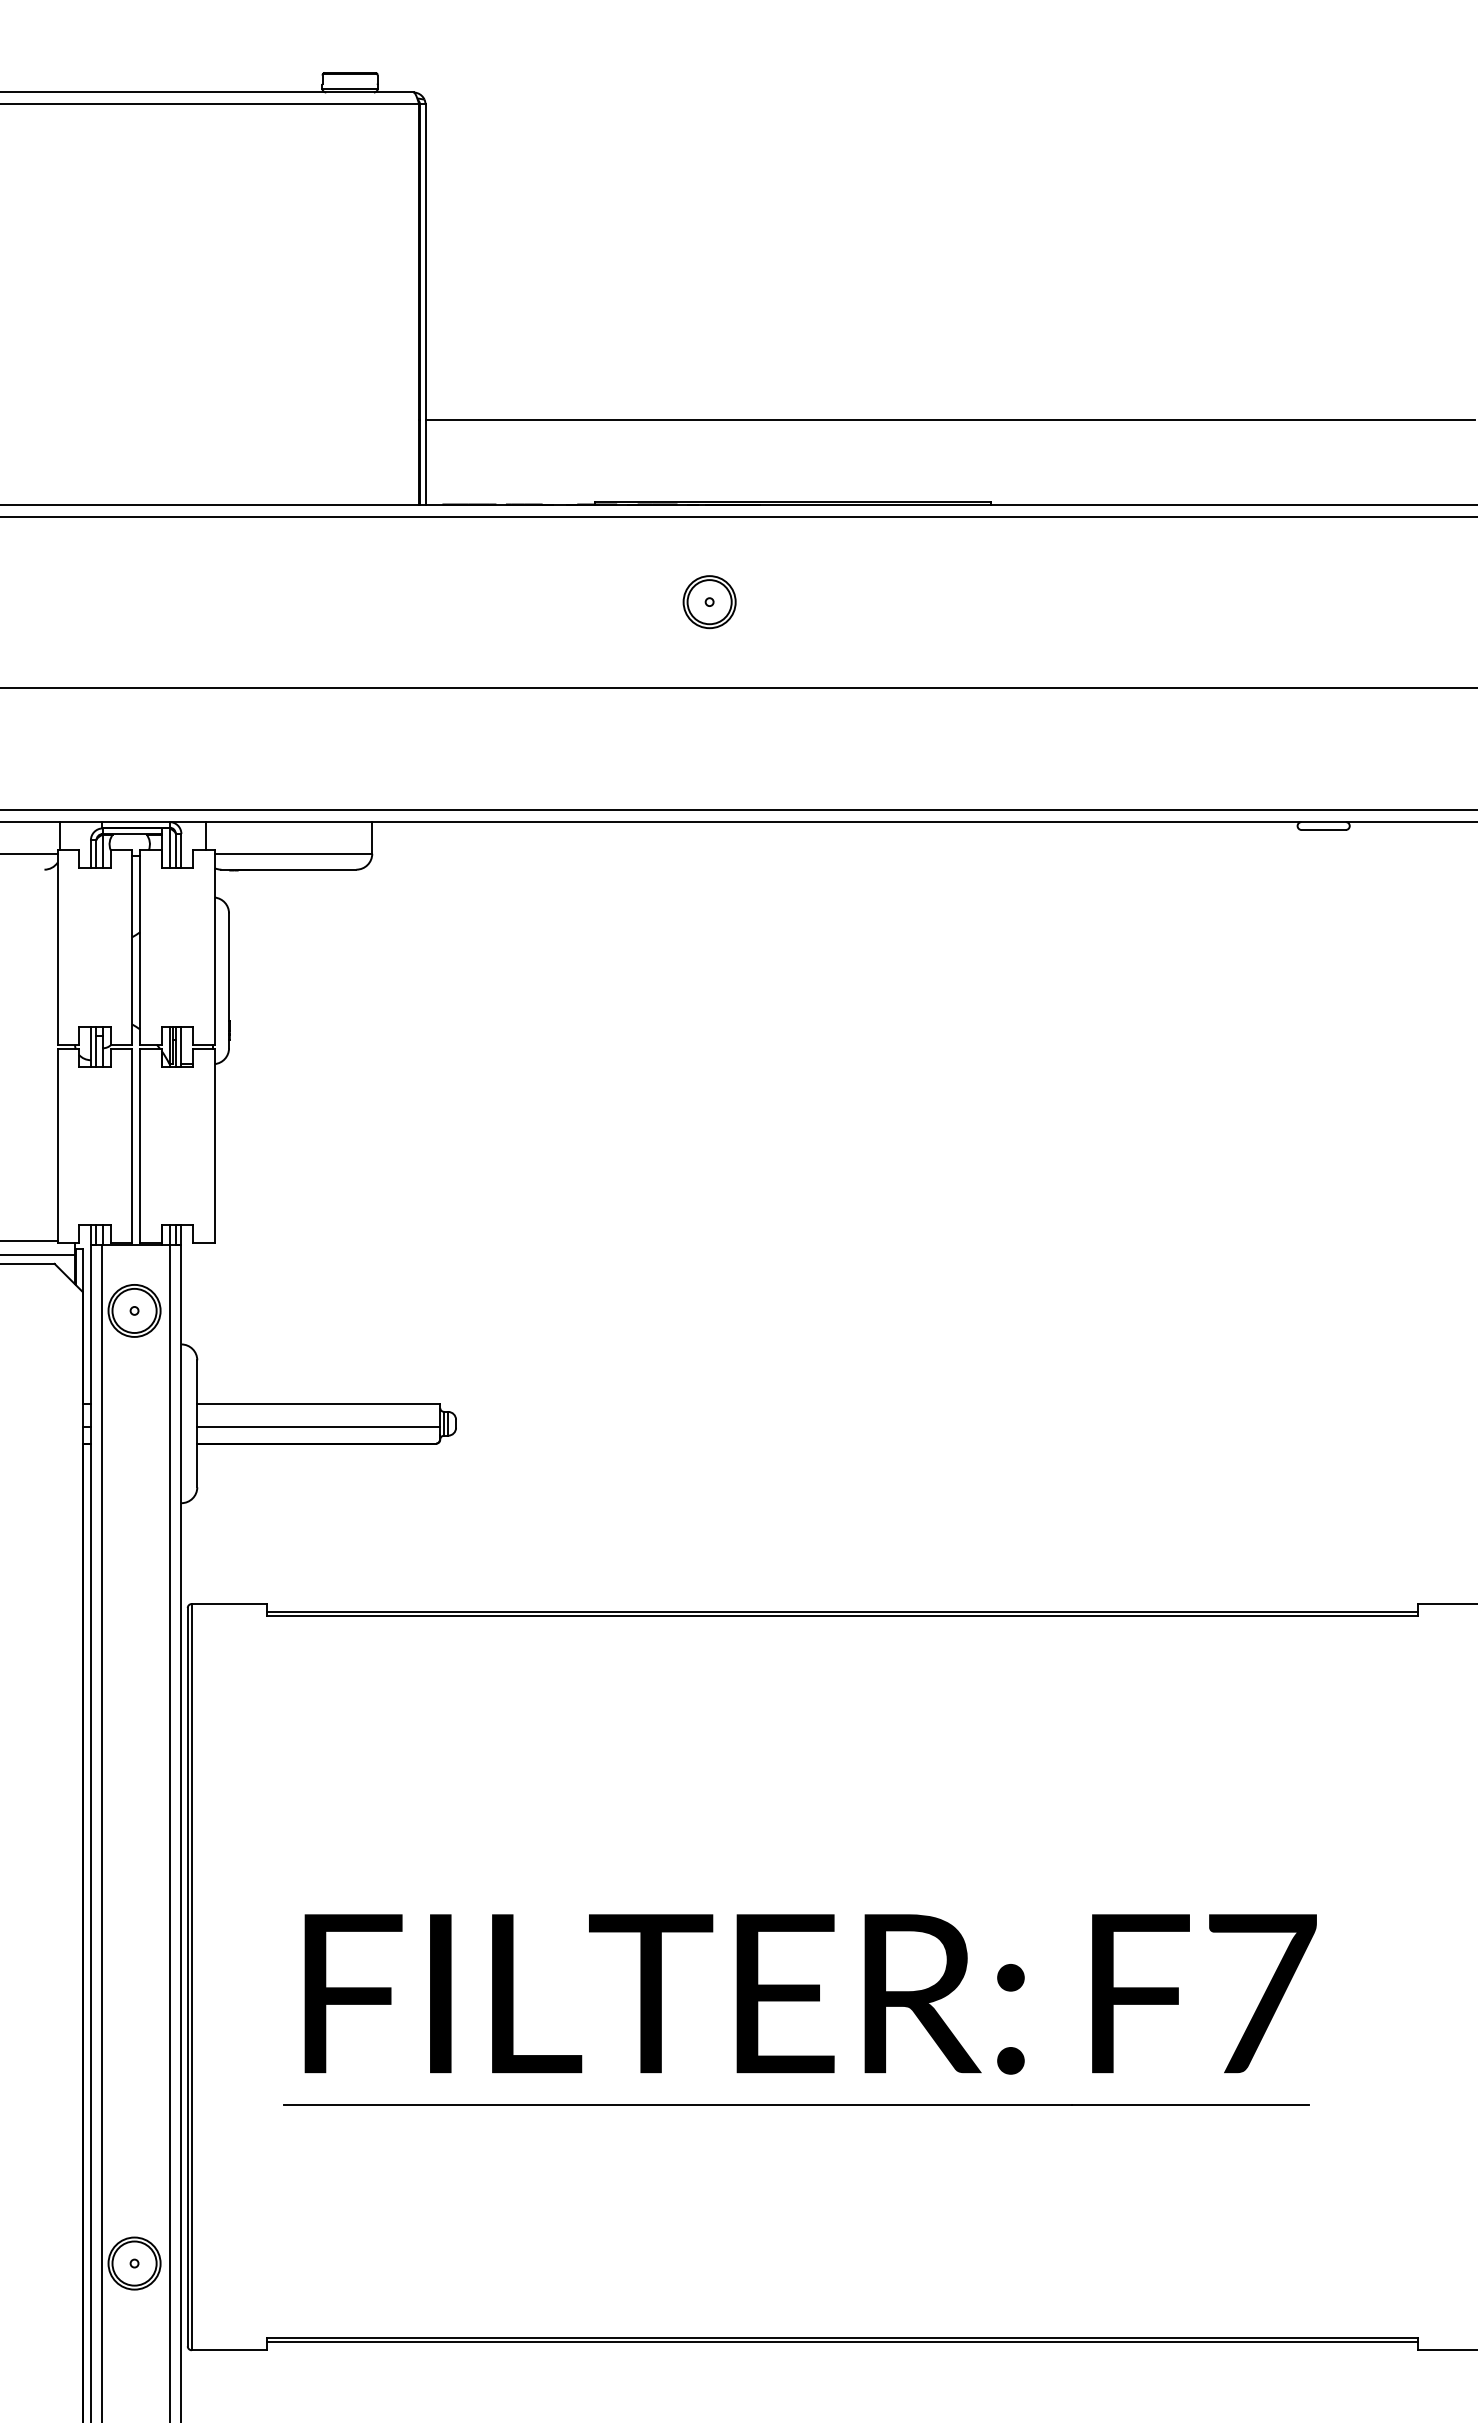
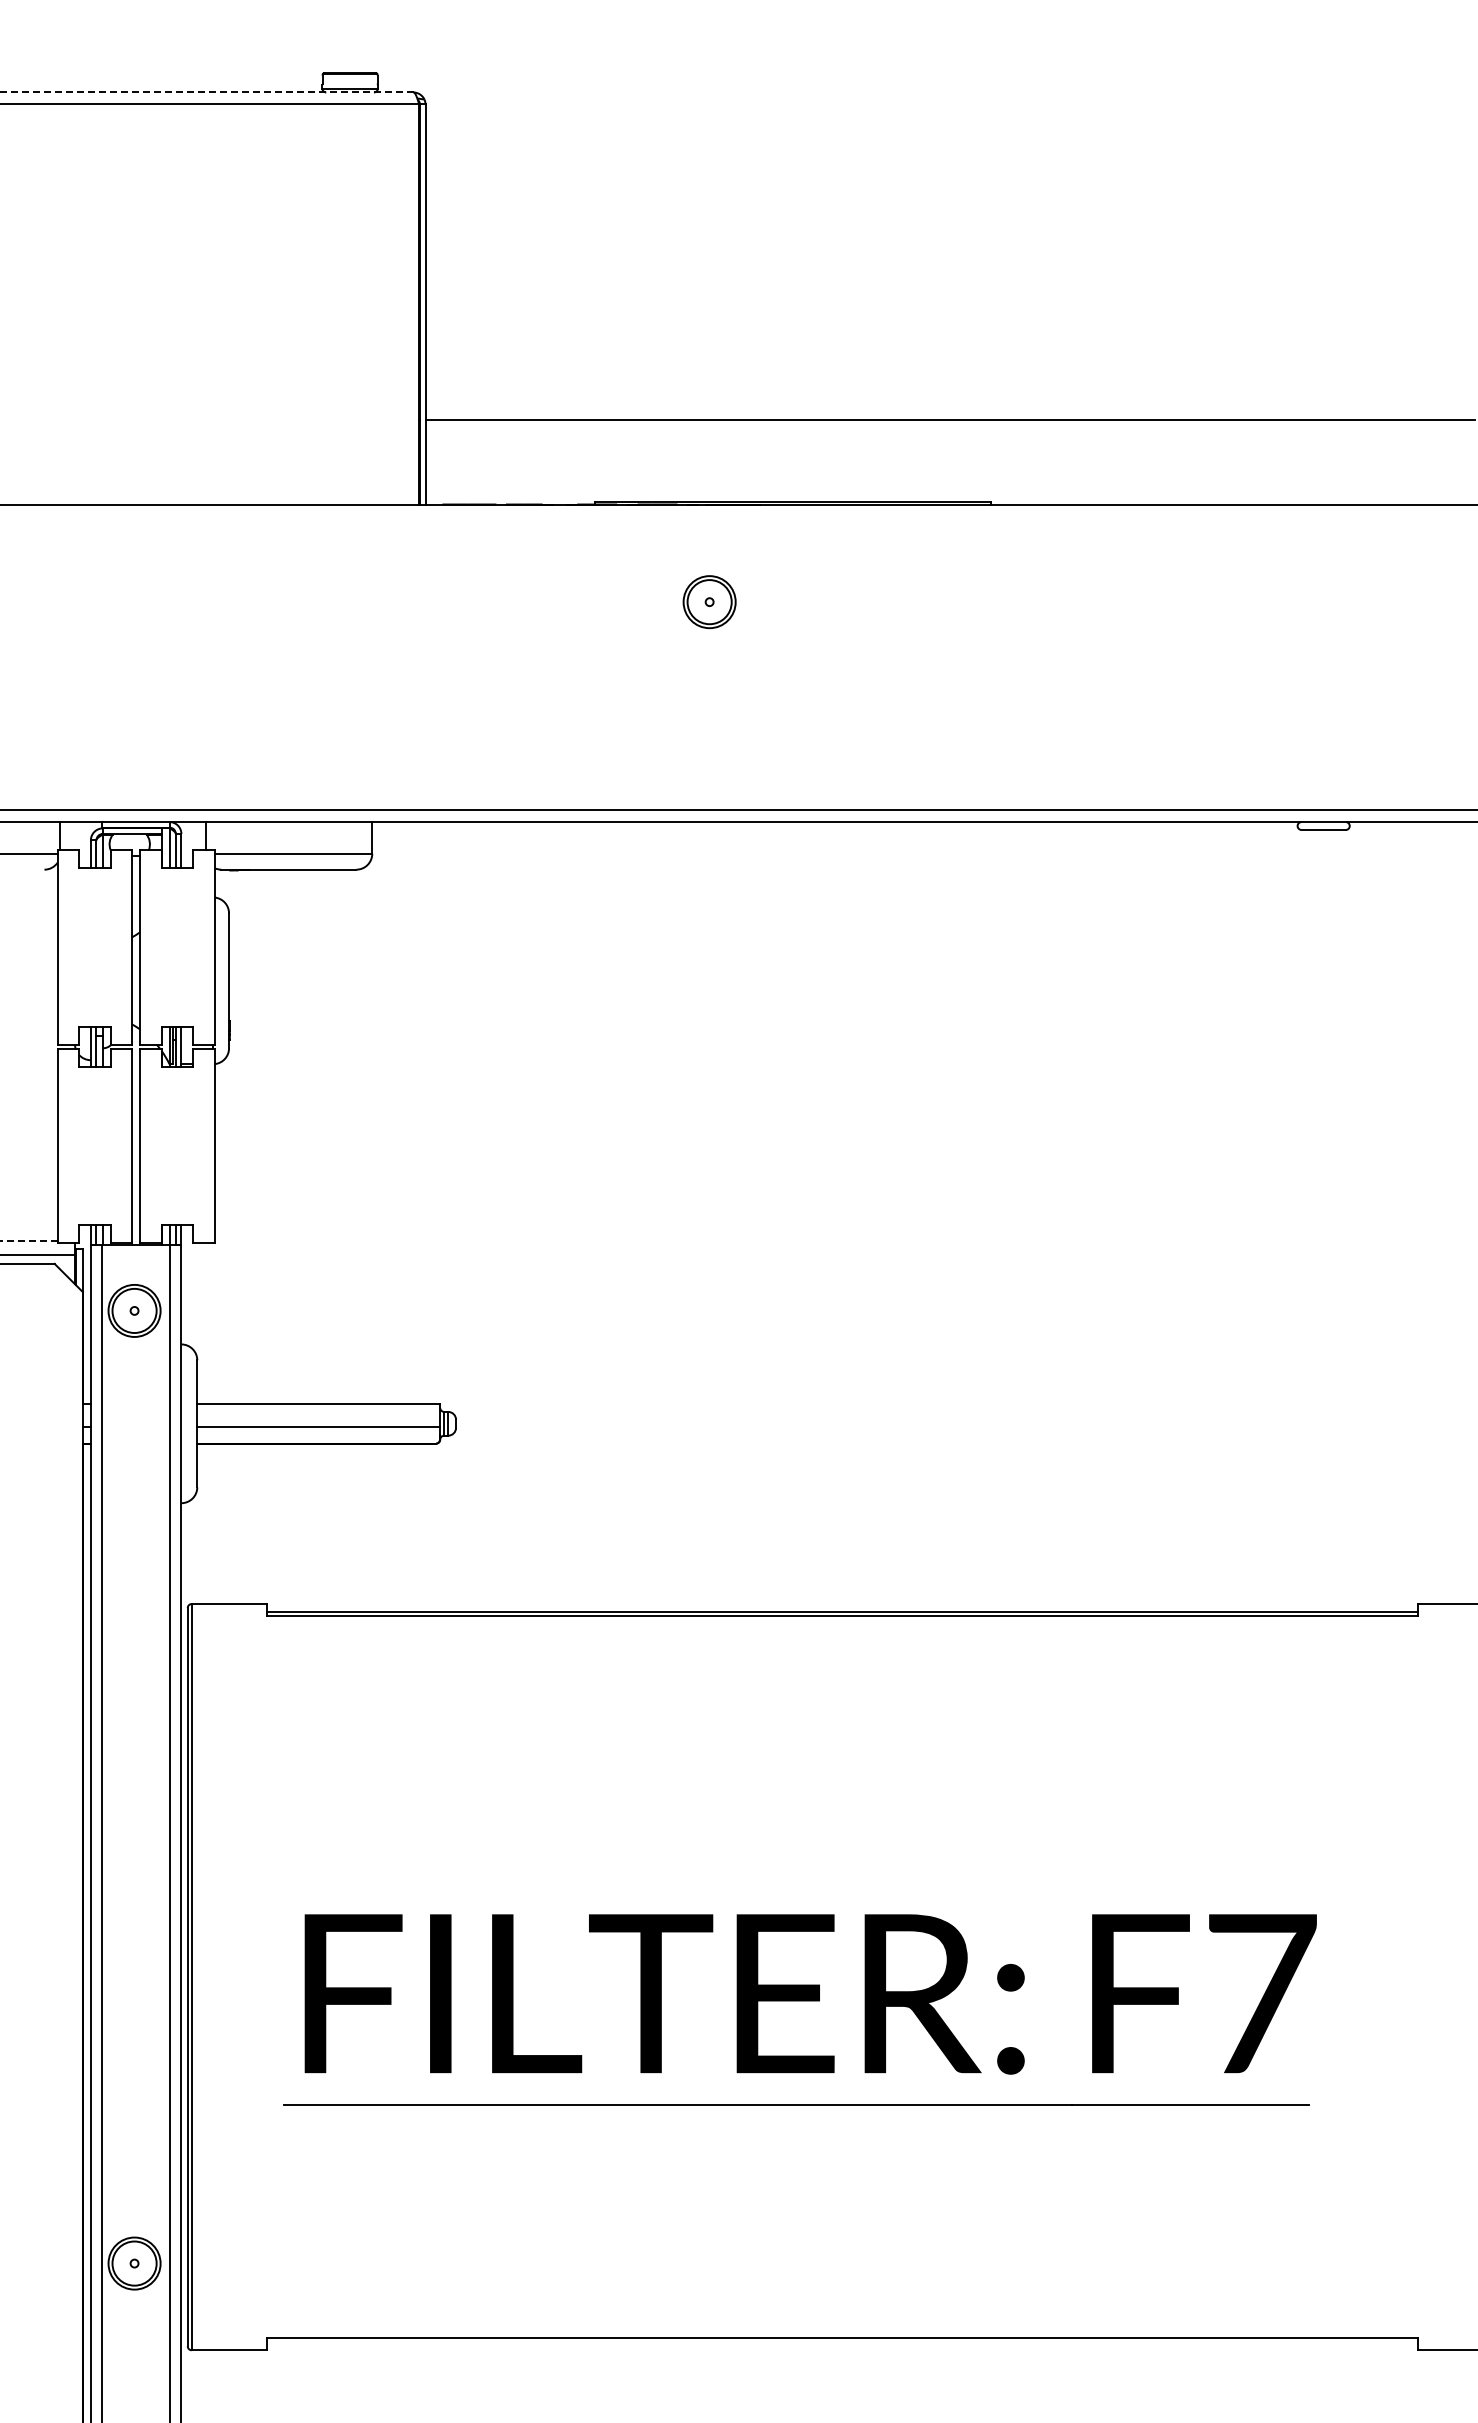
line: solid -> dashed (206, 92)
line: present -> none (738, 517)
line: present -> none (738, 687)
line: solid -> dashed (28, 1241)
line: present -> none (842, 2342)
